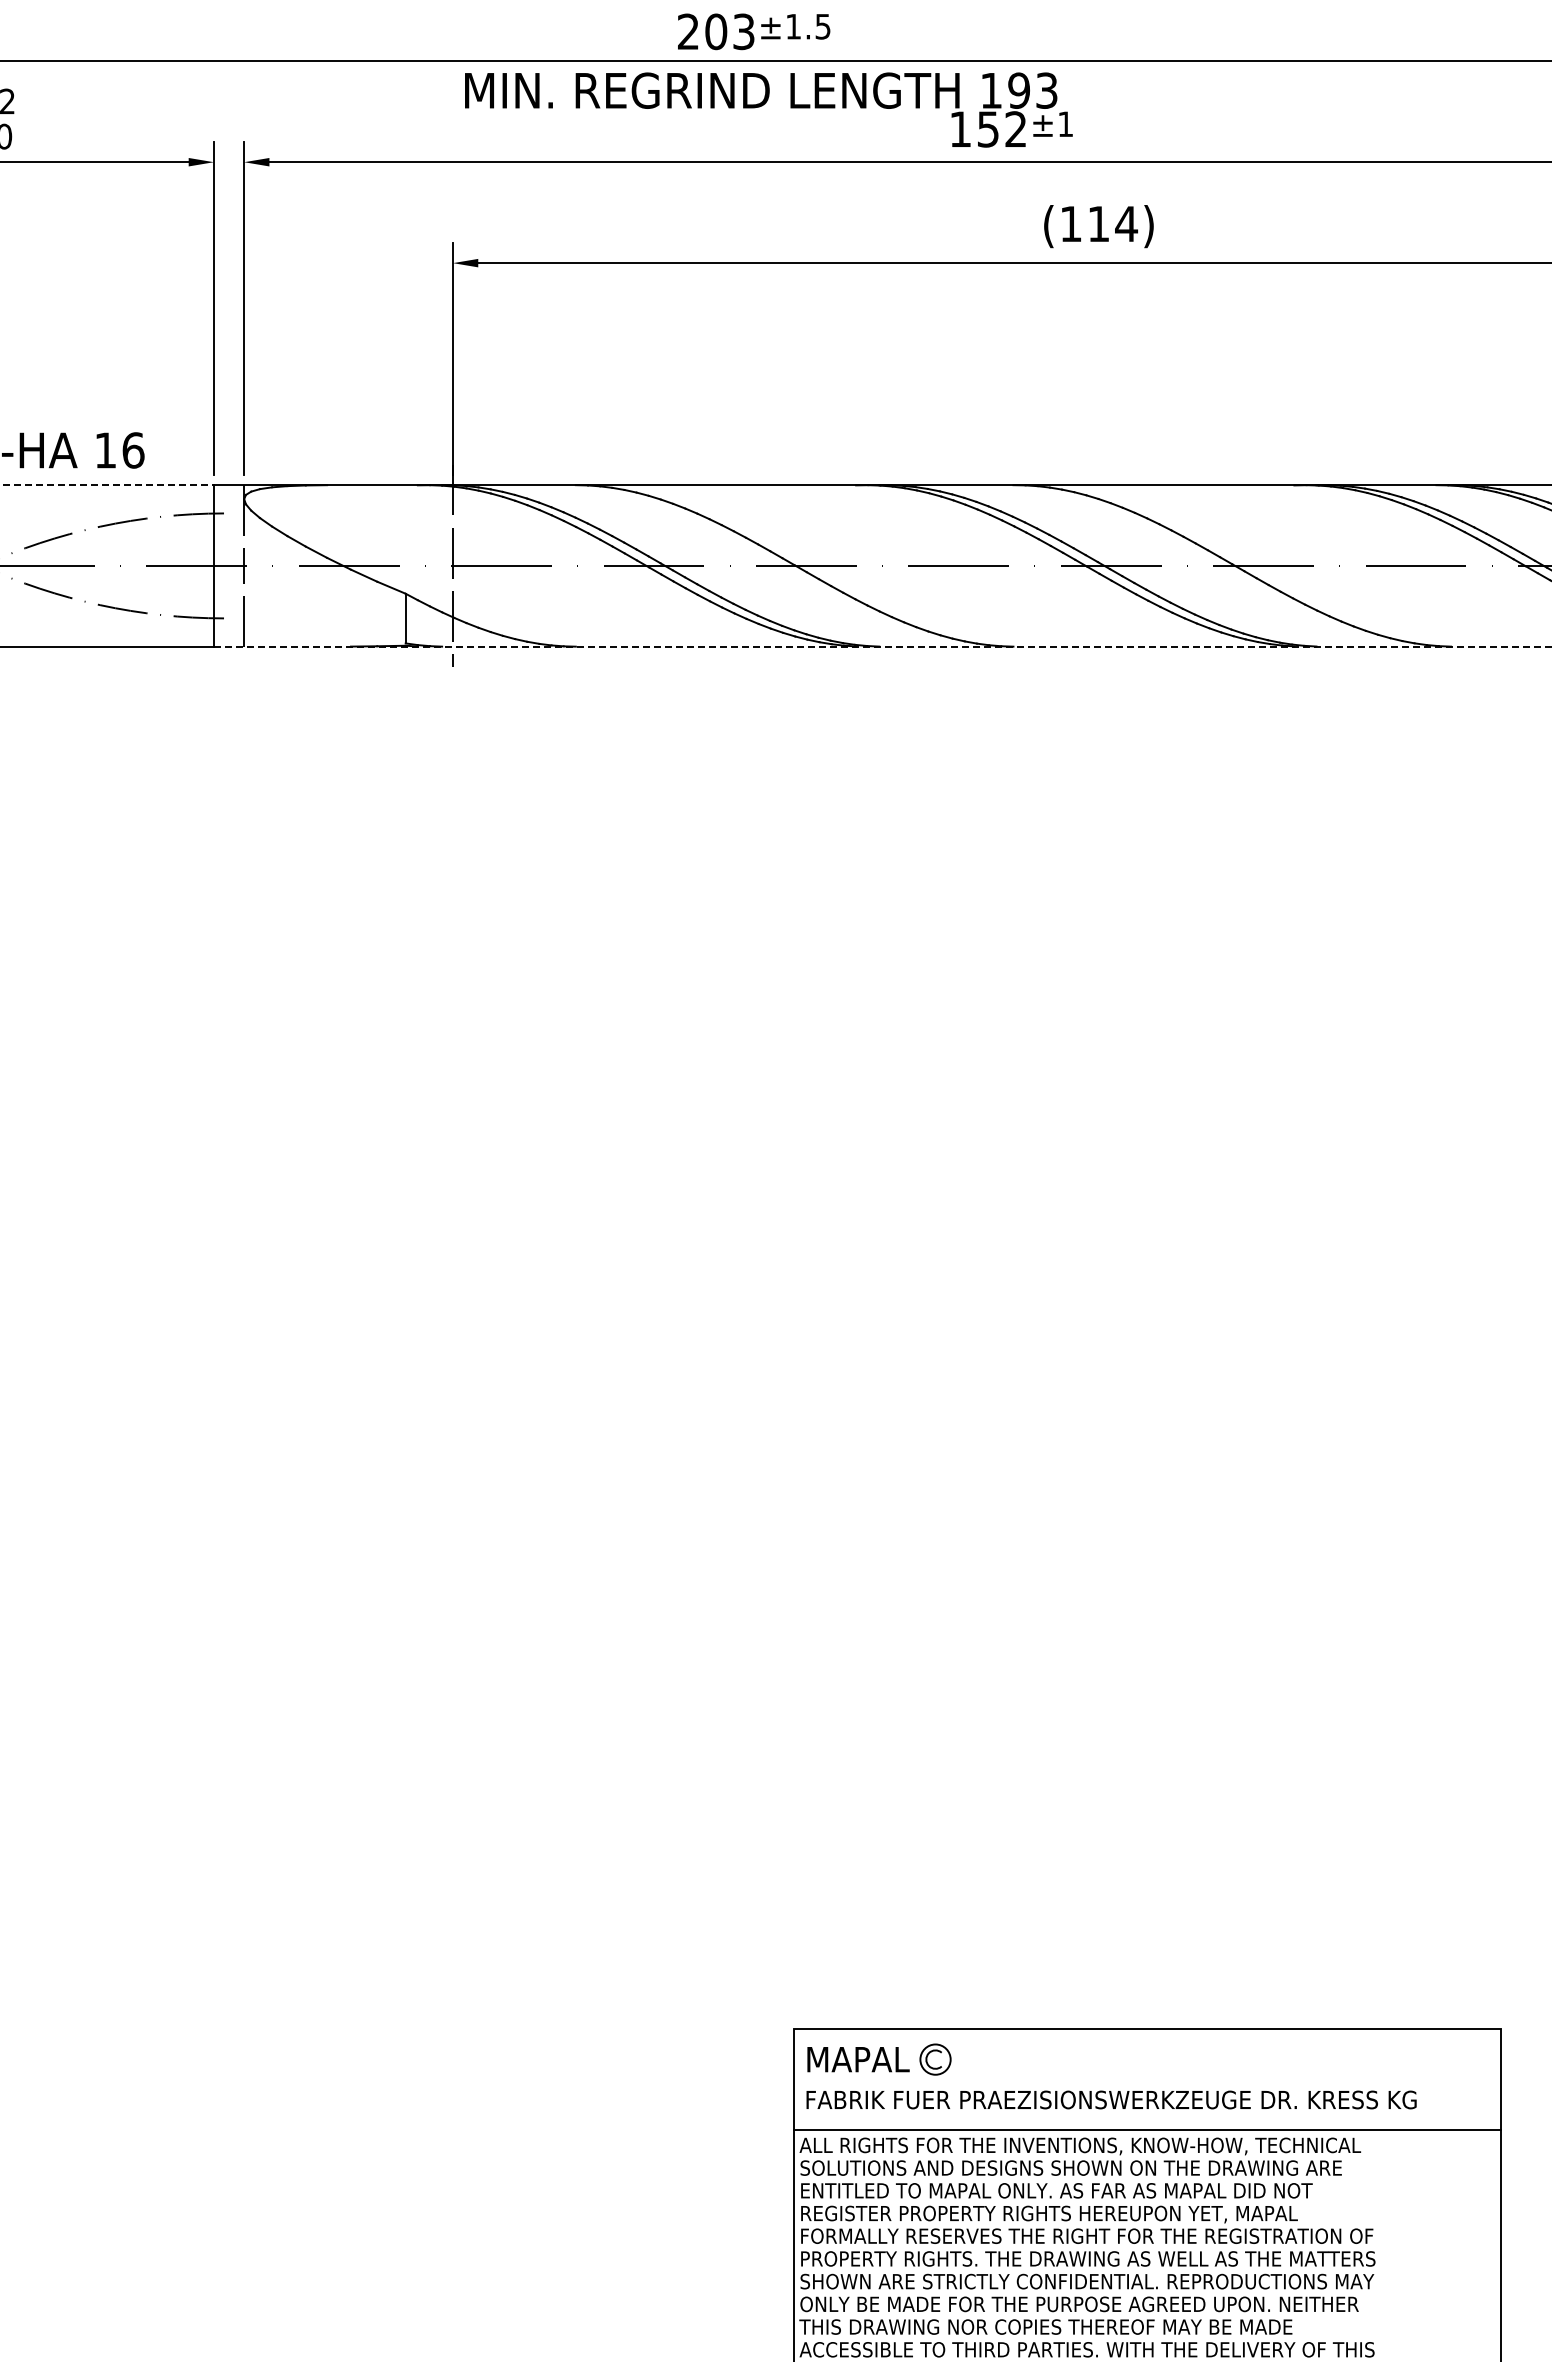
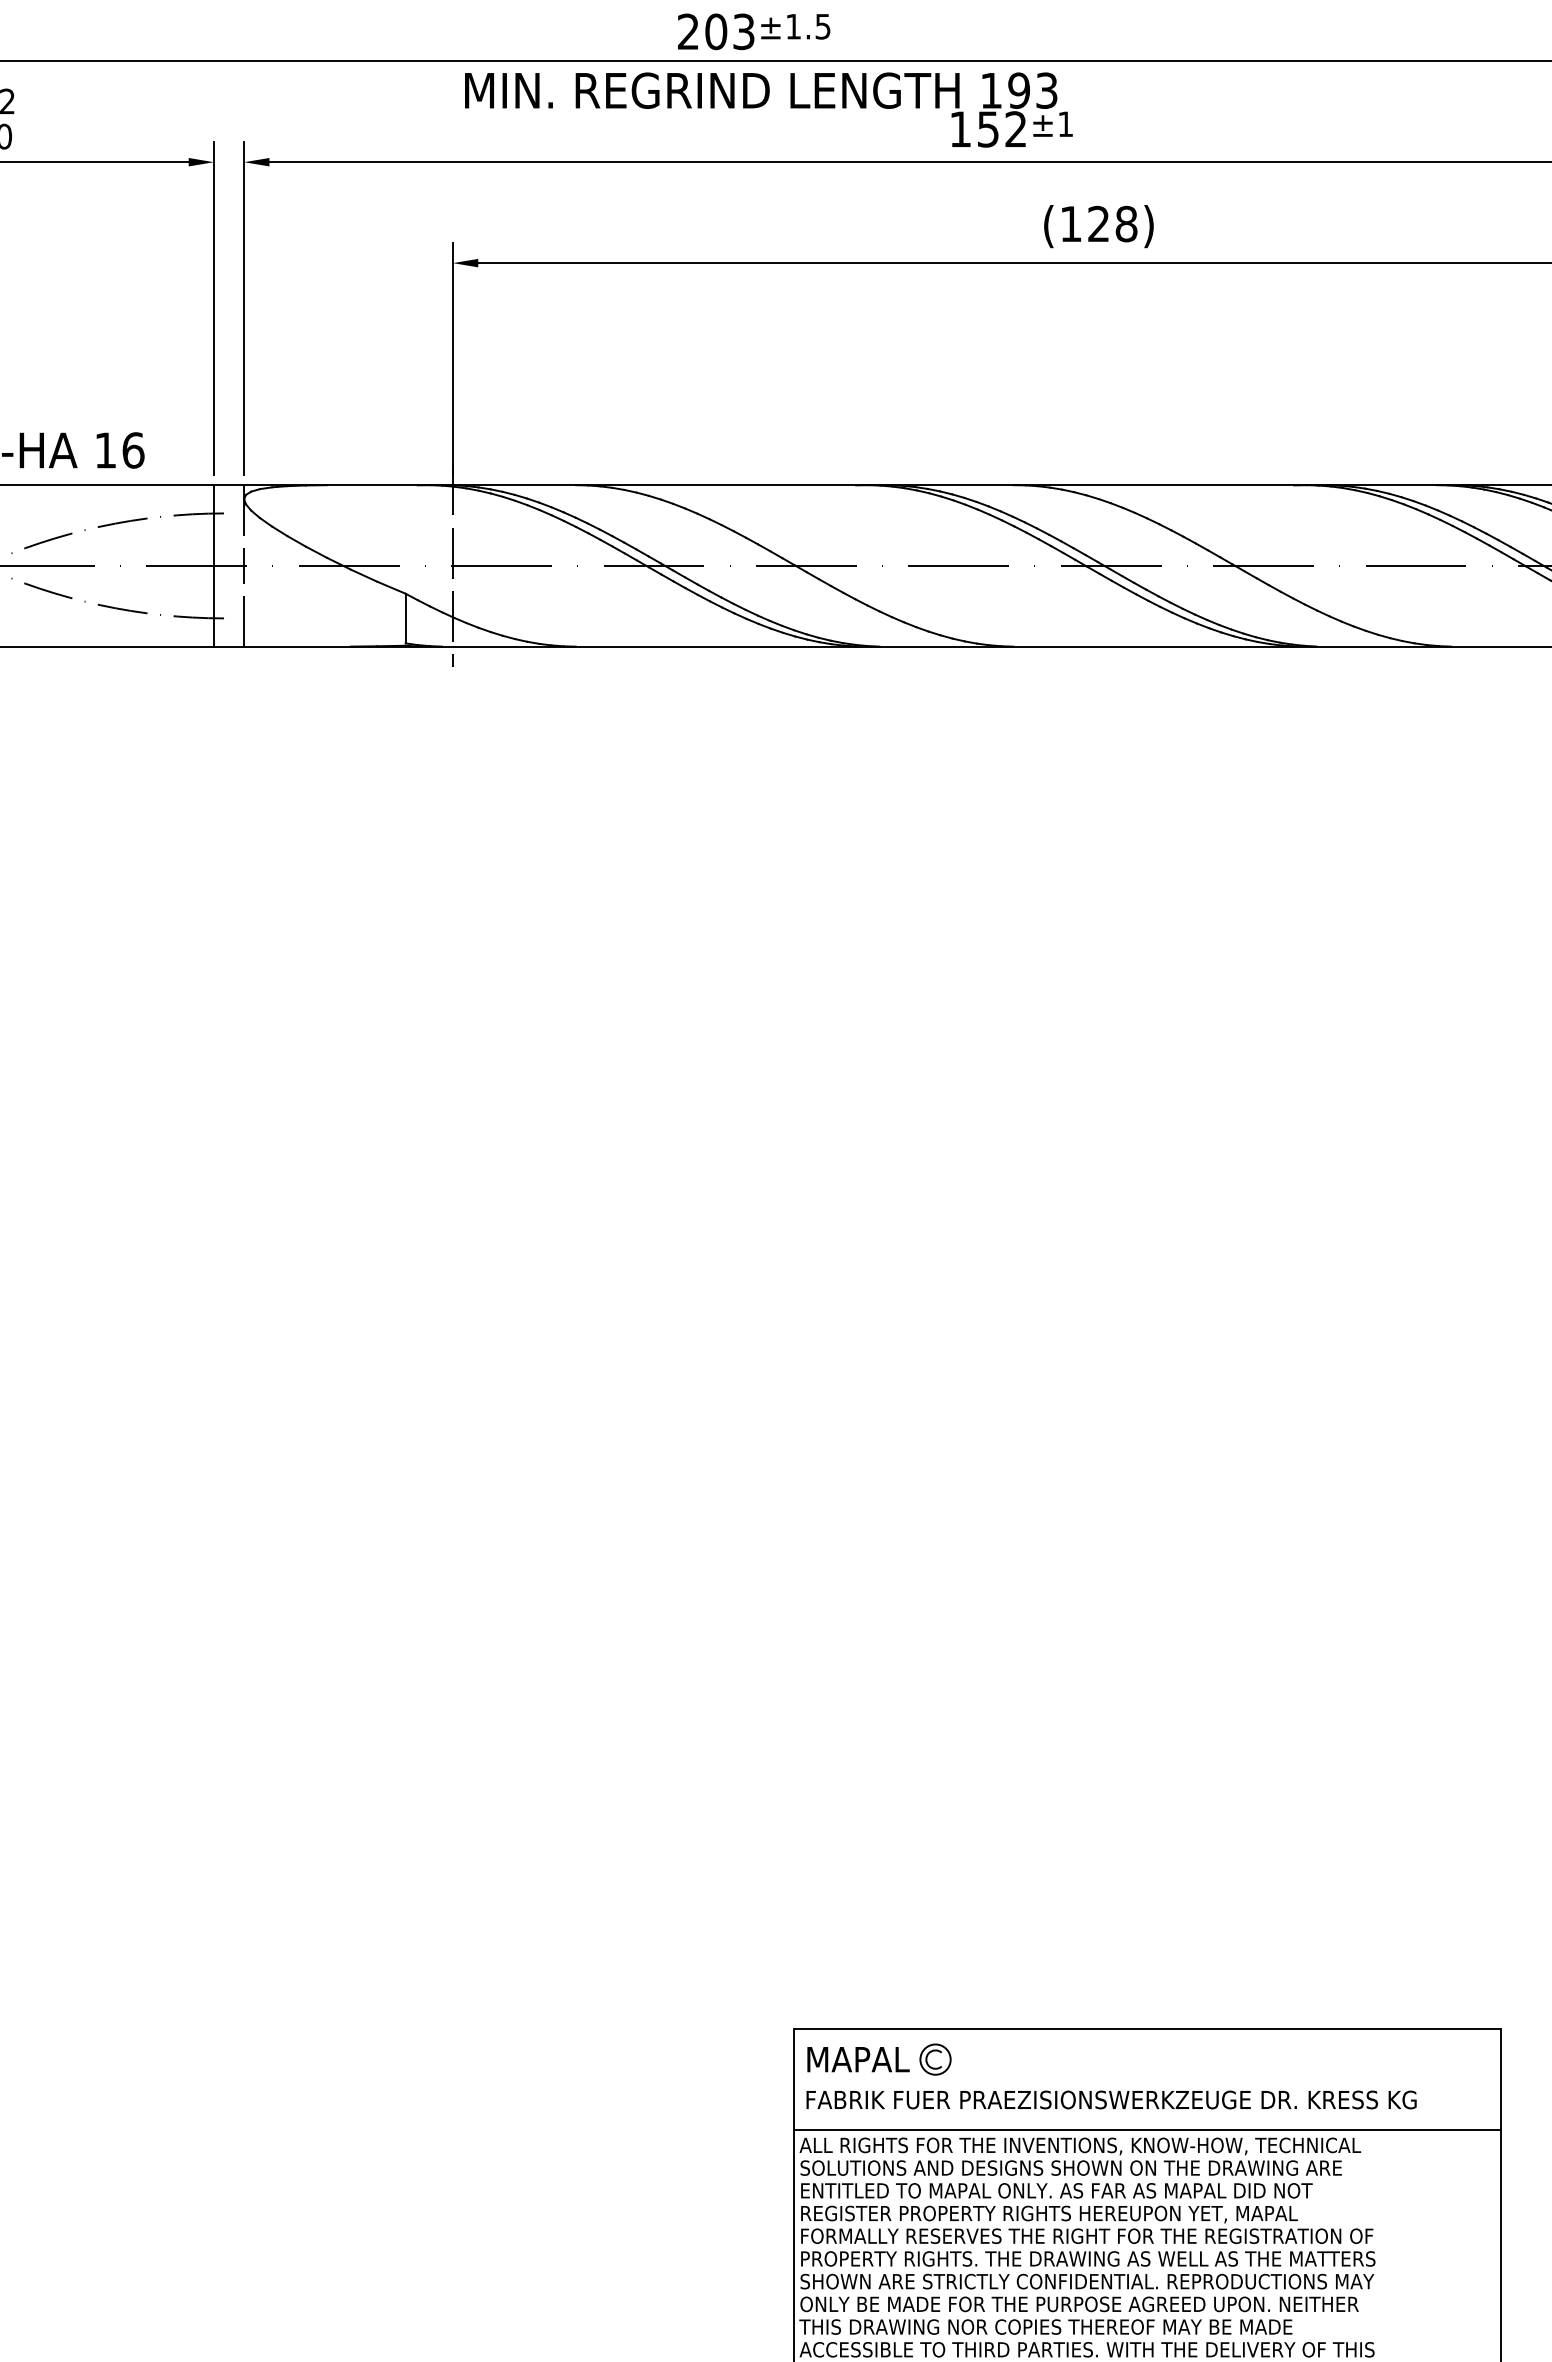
text: (114) -> (128) (1113, 223)
line: dashed -> solid (107, 485)
line: dashed -> solid (882, 646)
